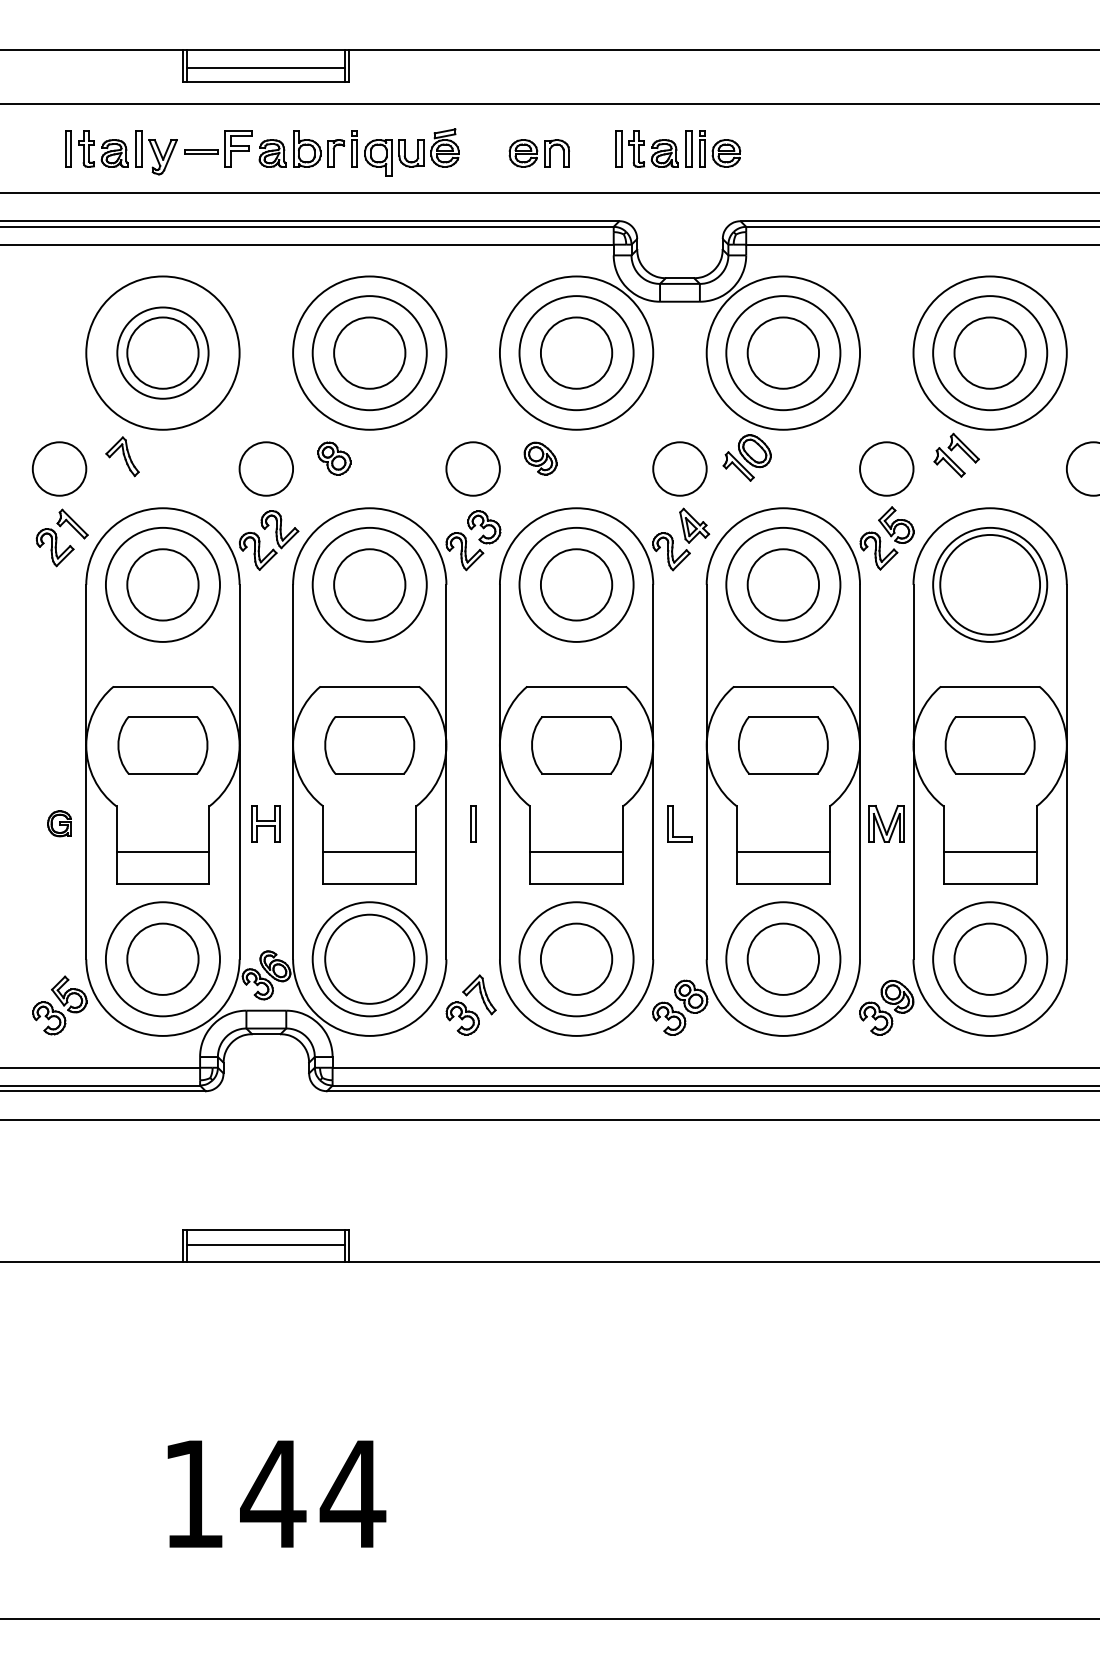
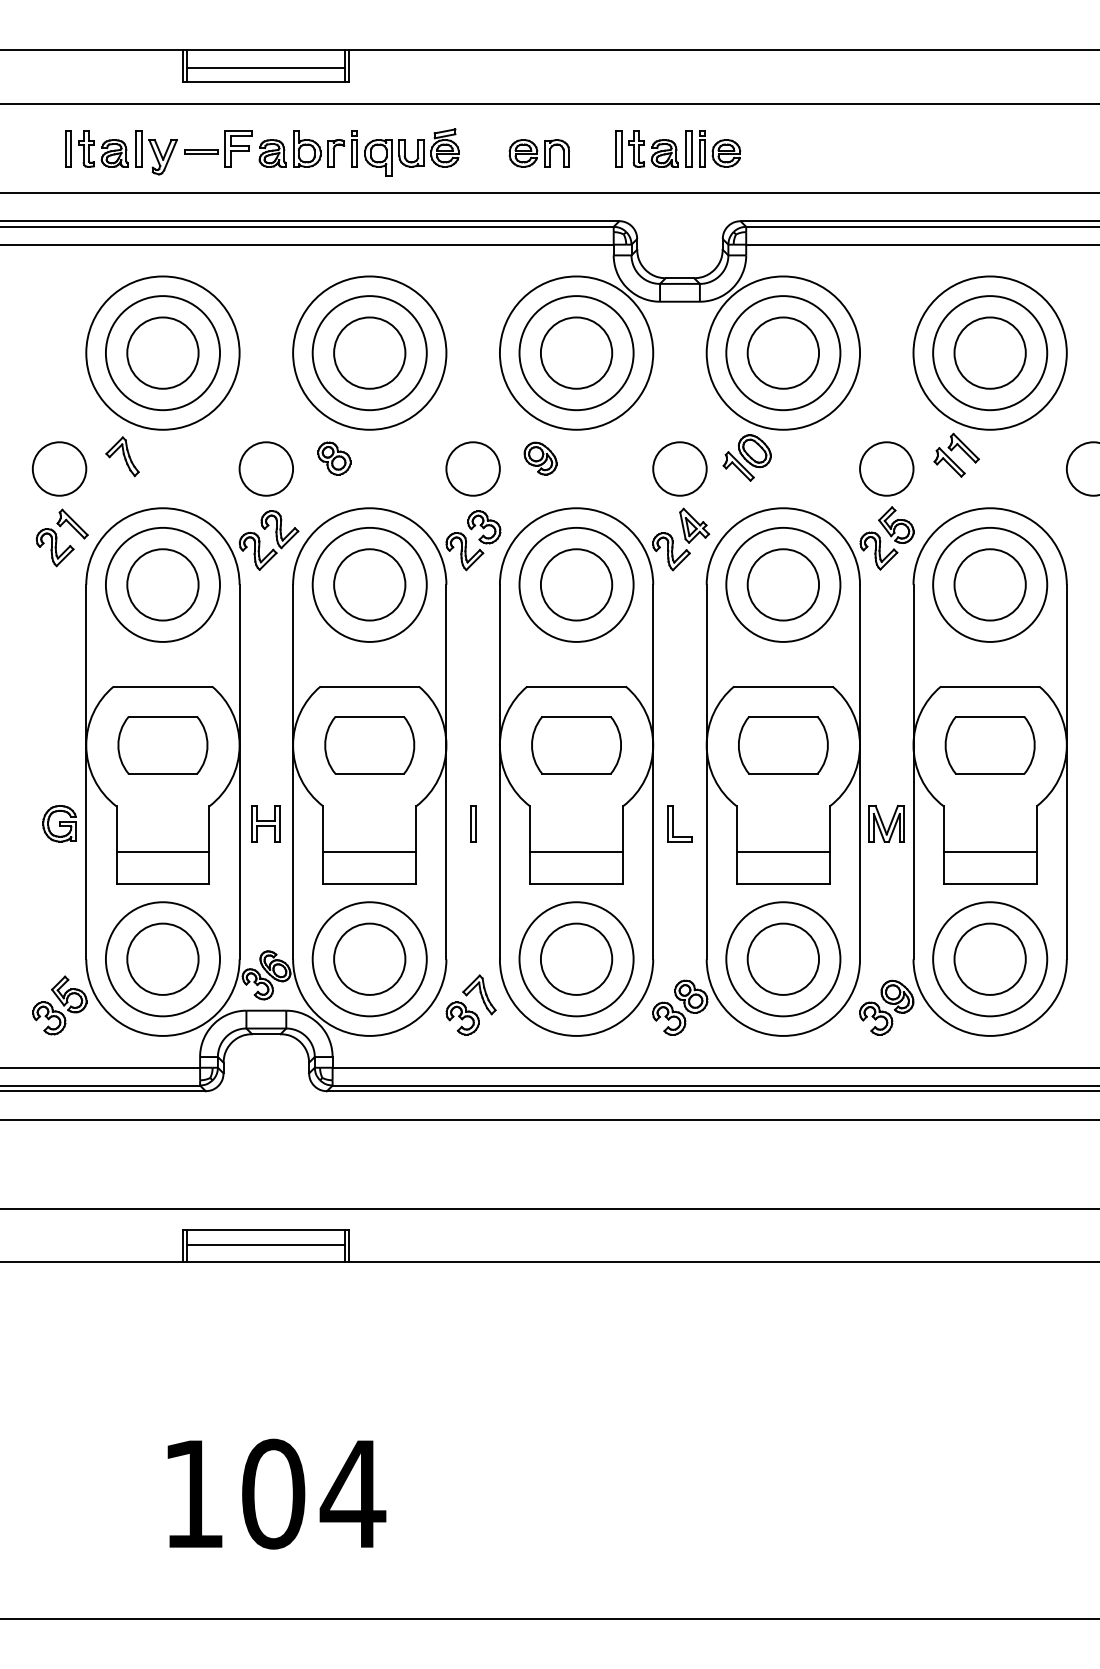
circle diameter: 91 px -> 114 px (162, 353)
circle diameter: 100 px -> 71 px (989, 584)
part size: 25x28 px -> 35x38 px (59, 823)
circle diameter: 89 px -> 71 px (369, 958)
line: none -> present (549, 1208)
text: 144 -> 104 (273, 1493)
